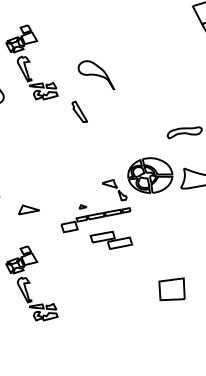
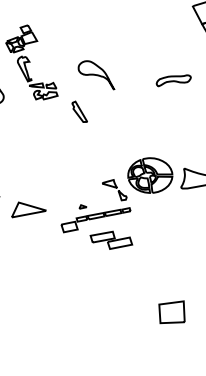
part position: (184, 132) -> (173, 80) (173, 80)
part size: 22x12 px -> 36x18 px (28, 209)
part: present -> none (31, 283)
part position: (171, 289) -> (171, 312) (171, 312)
